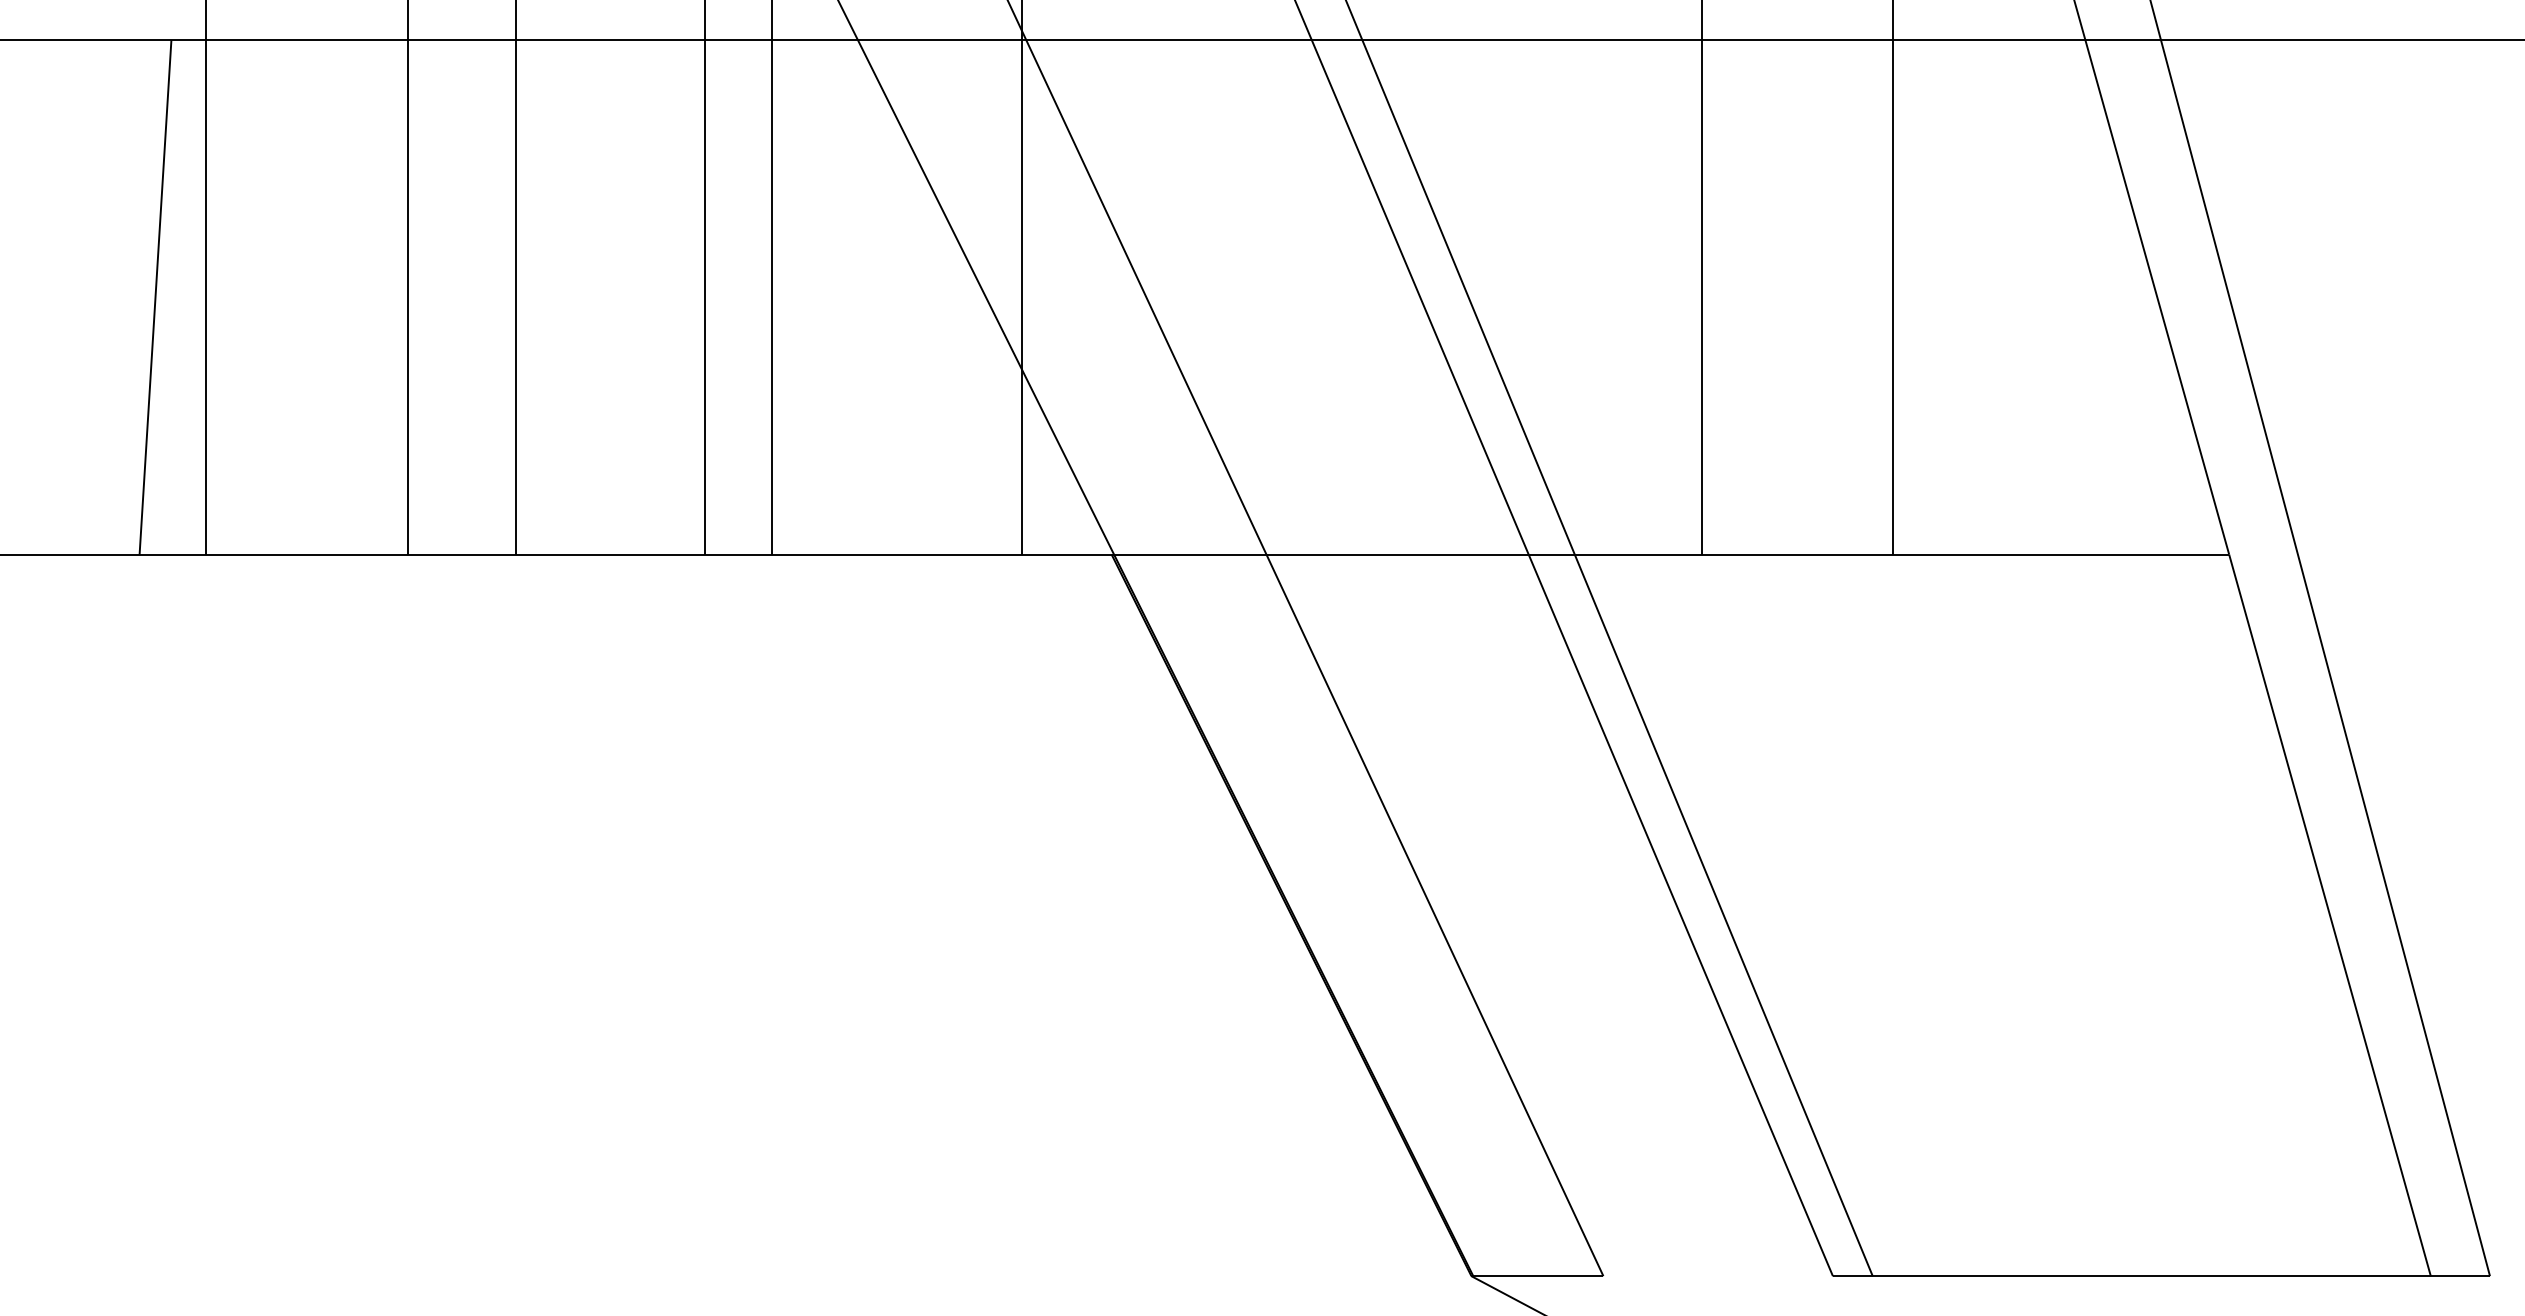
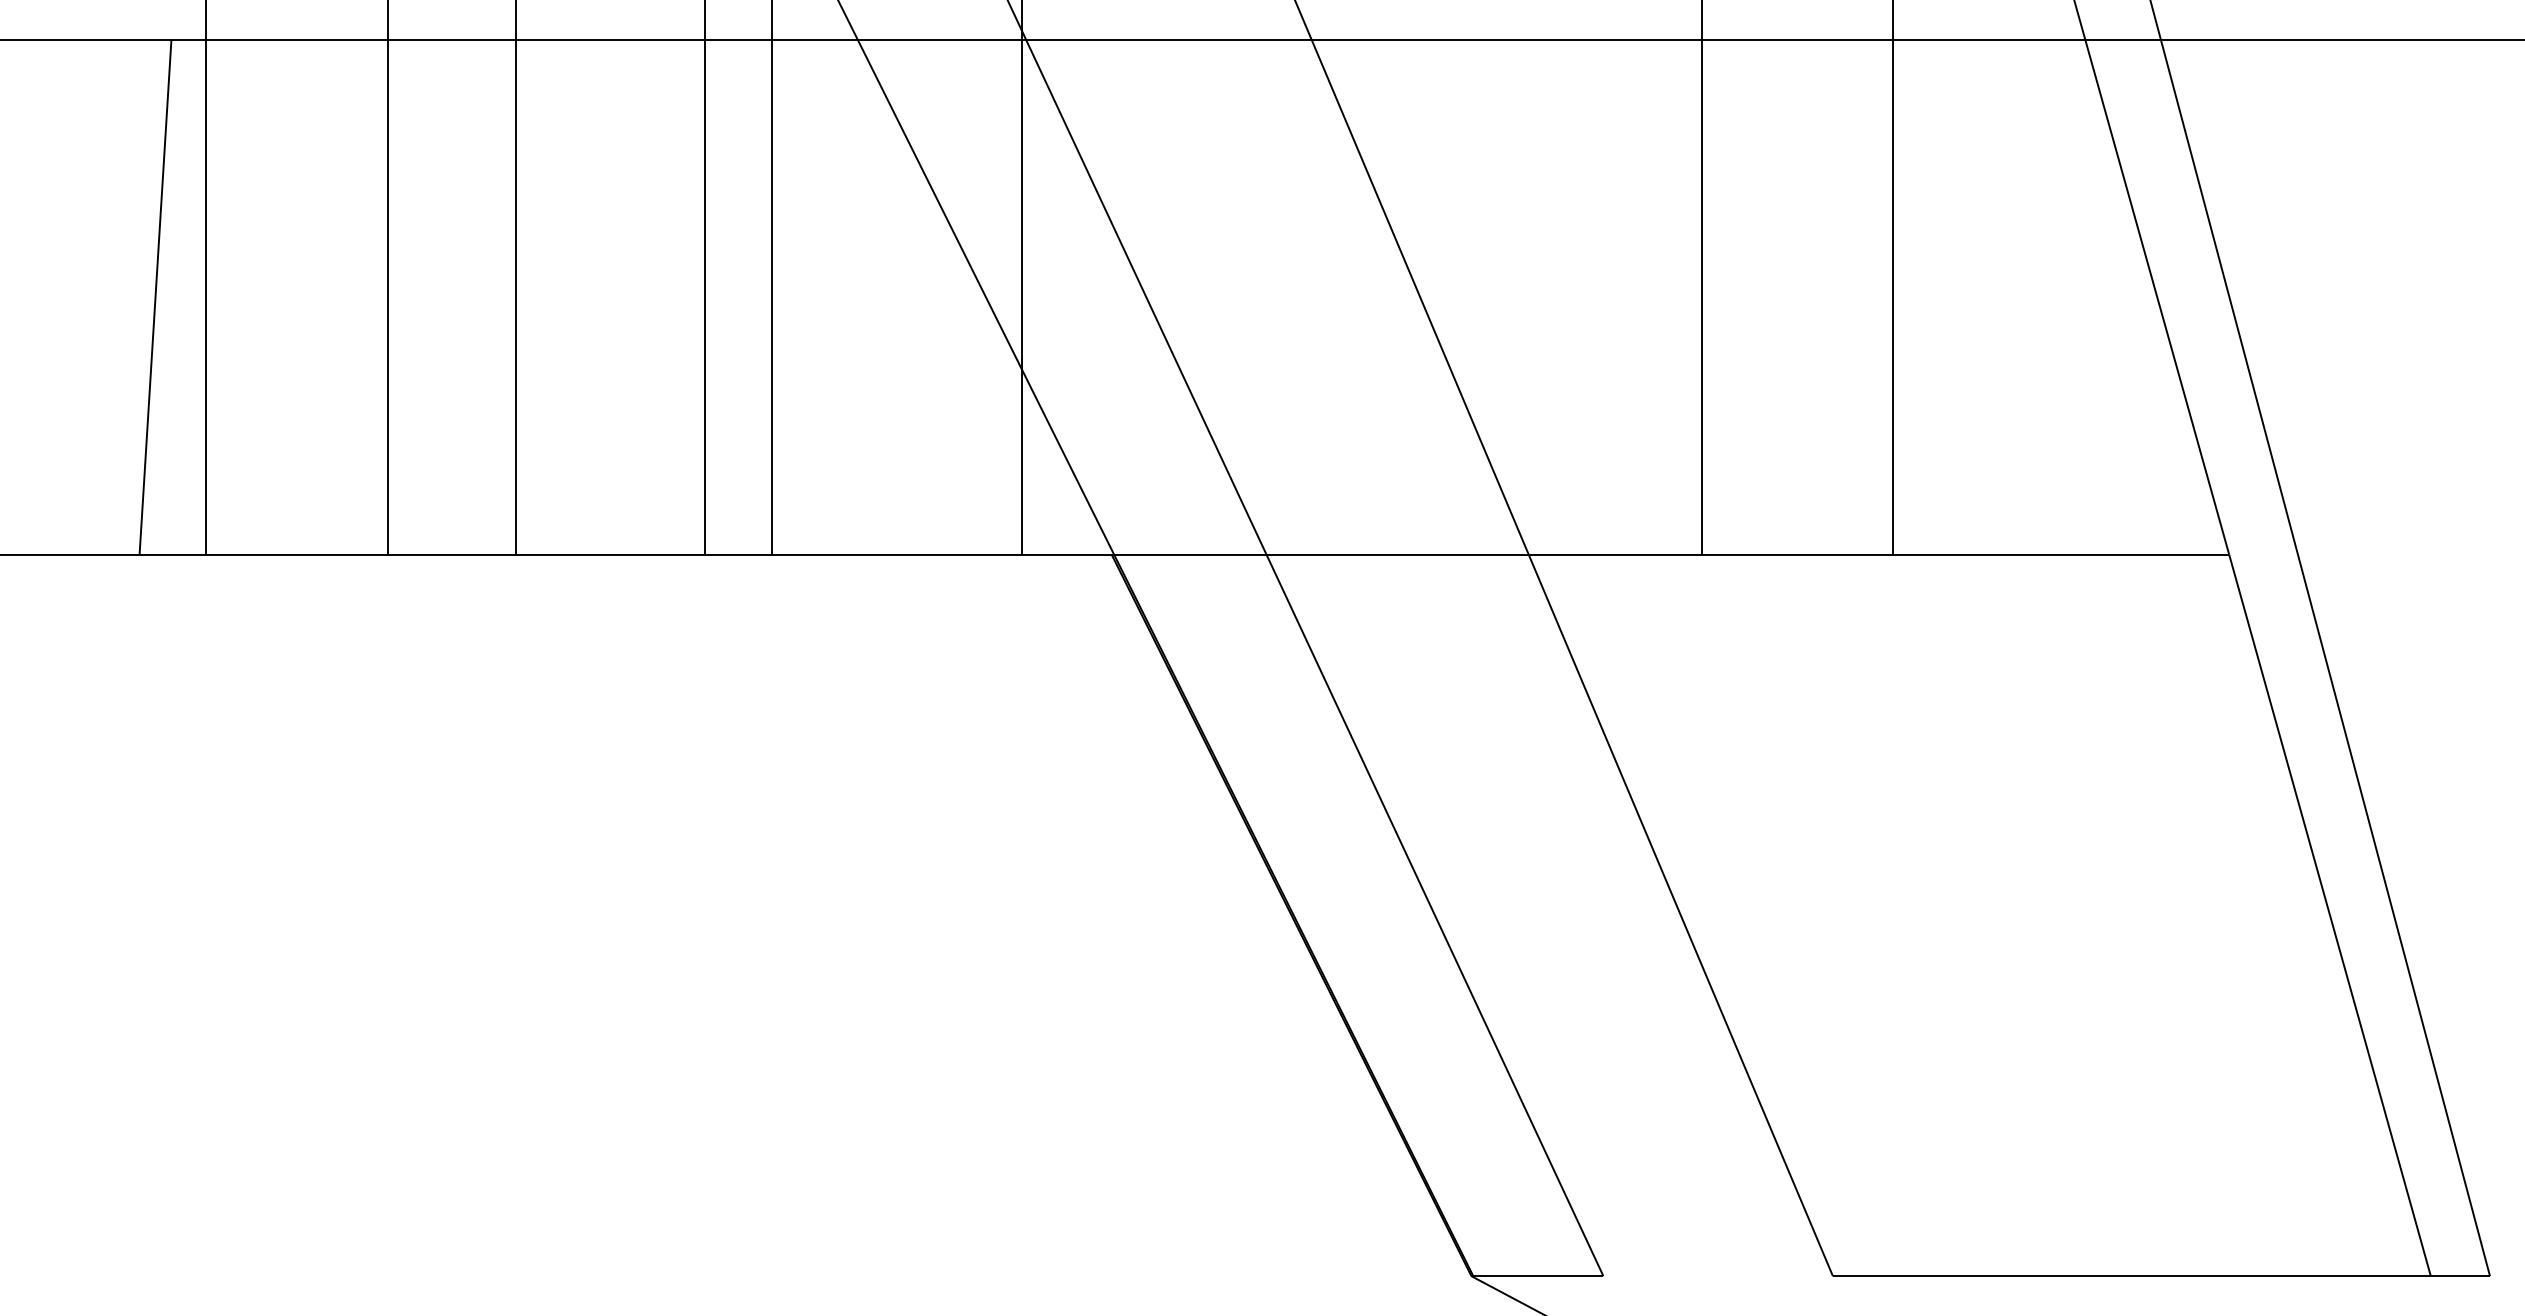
line position: (407, 278) -> (387, 278) (387, 278)
line: present -> none (1609, 639)
